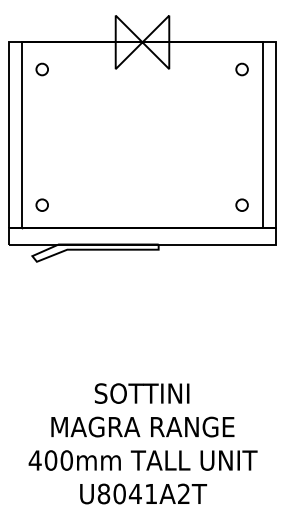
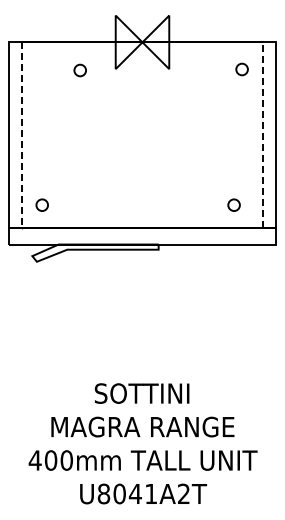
part position: (41, 69) -> (79, 70) (79, 70)
line: solid -> dashed (21, 135)
line: solid -> dashed (262, 135)
part position: (241, 204) -> (233, 204) (233, 204)
